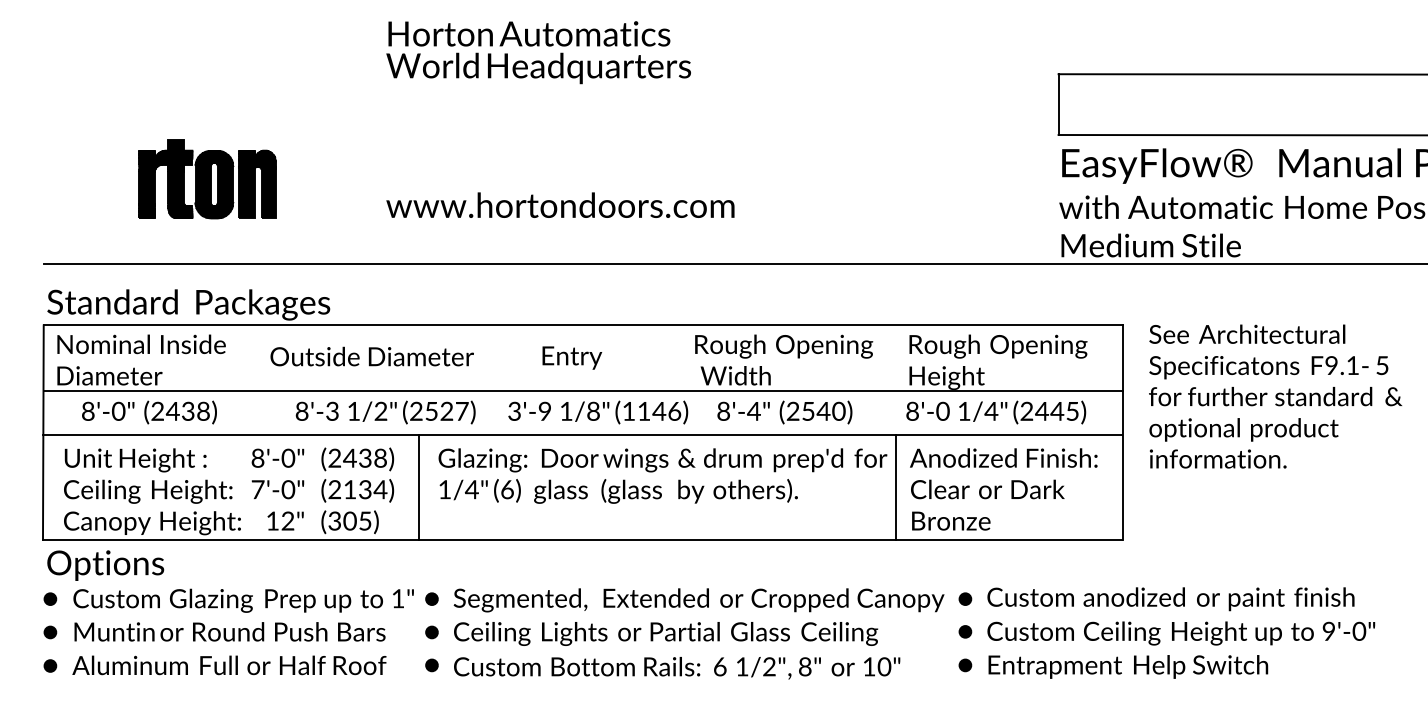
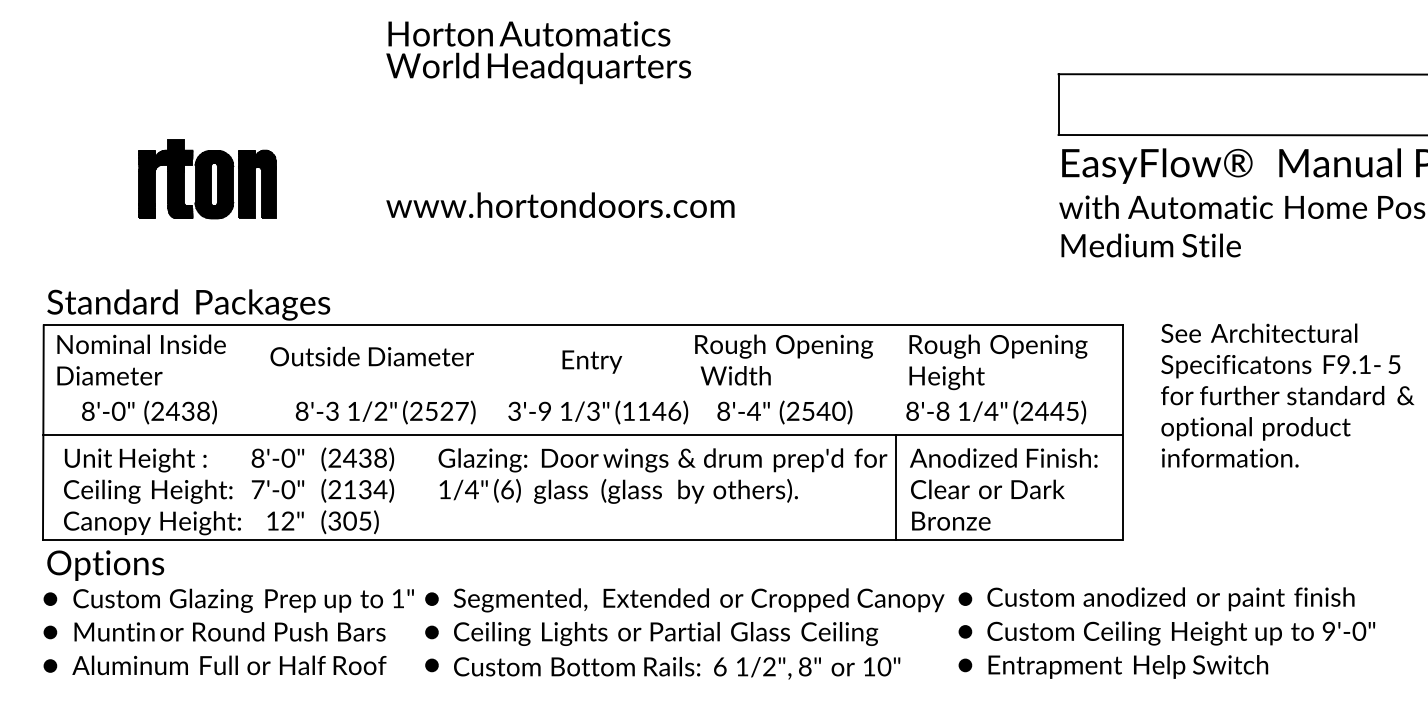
line: present -> none (733, 264)
text position: (572, 357) -> (592, 361) (592, 361)
line: present -> none (582, 390)
text position: (1275, 396) -> (1287, 395) (1287, 395)
text: 1/8" -> 1/3" (593, 411)
text: 8'-0 -> 8'-8 (942, 411)
line: present -> none (419, 487)
